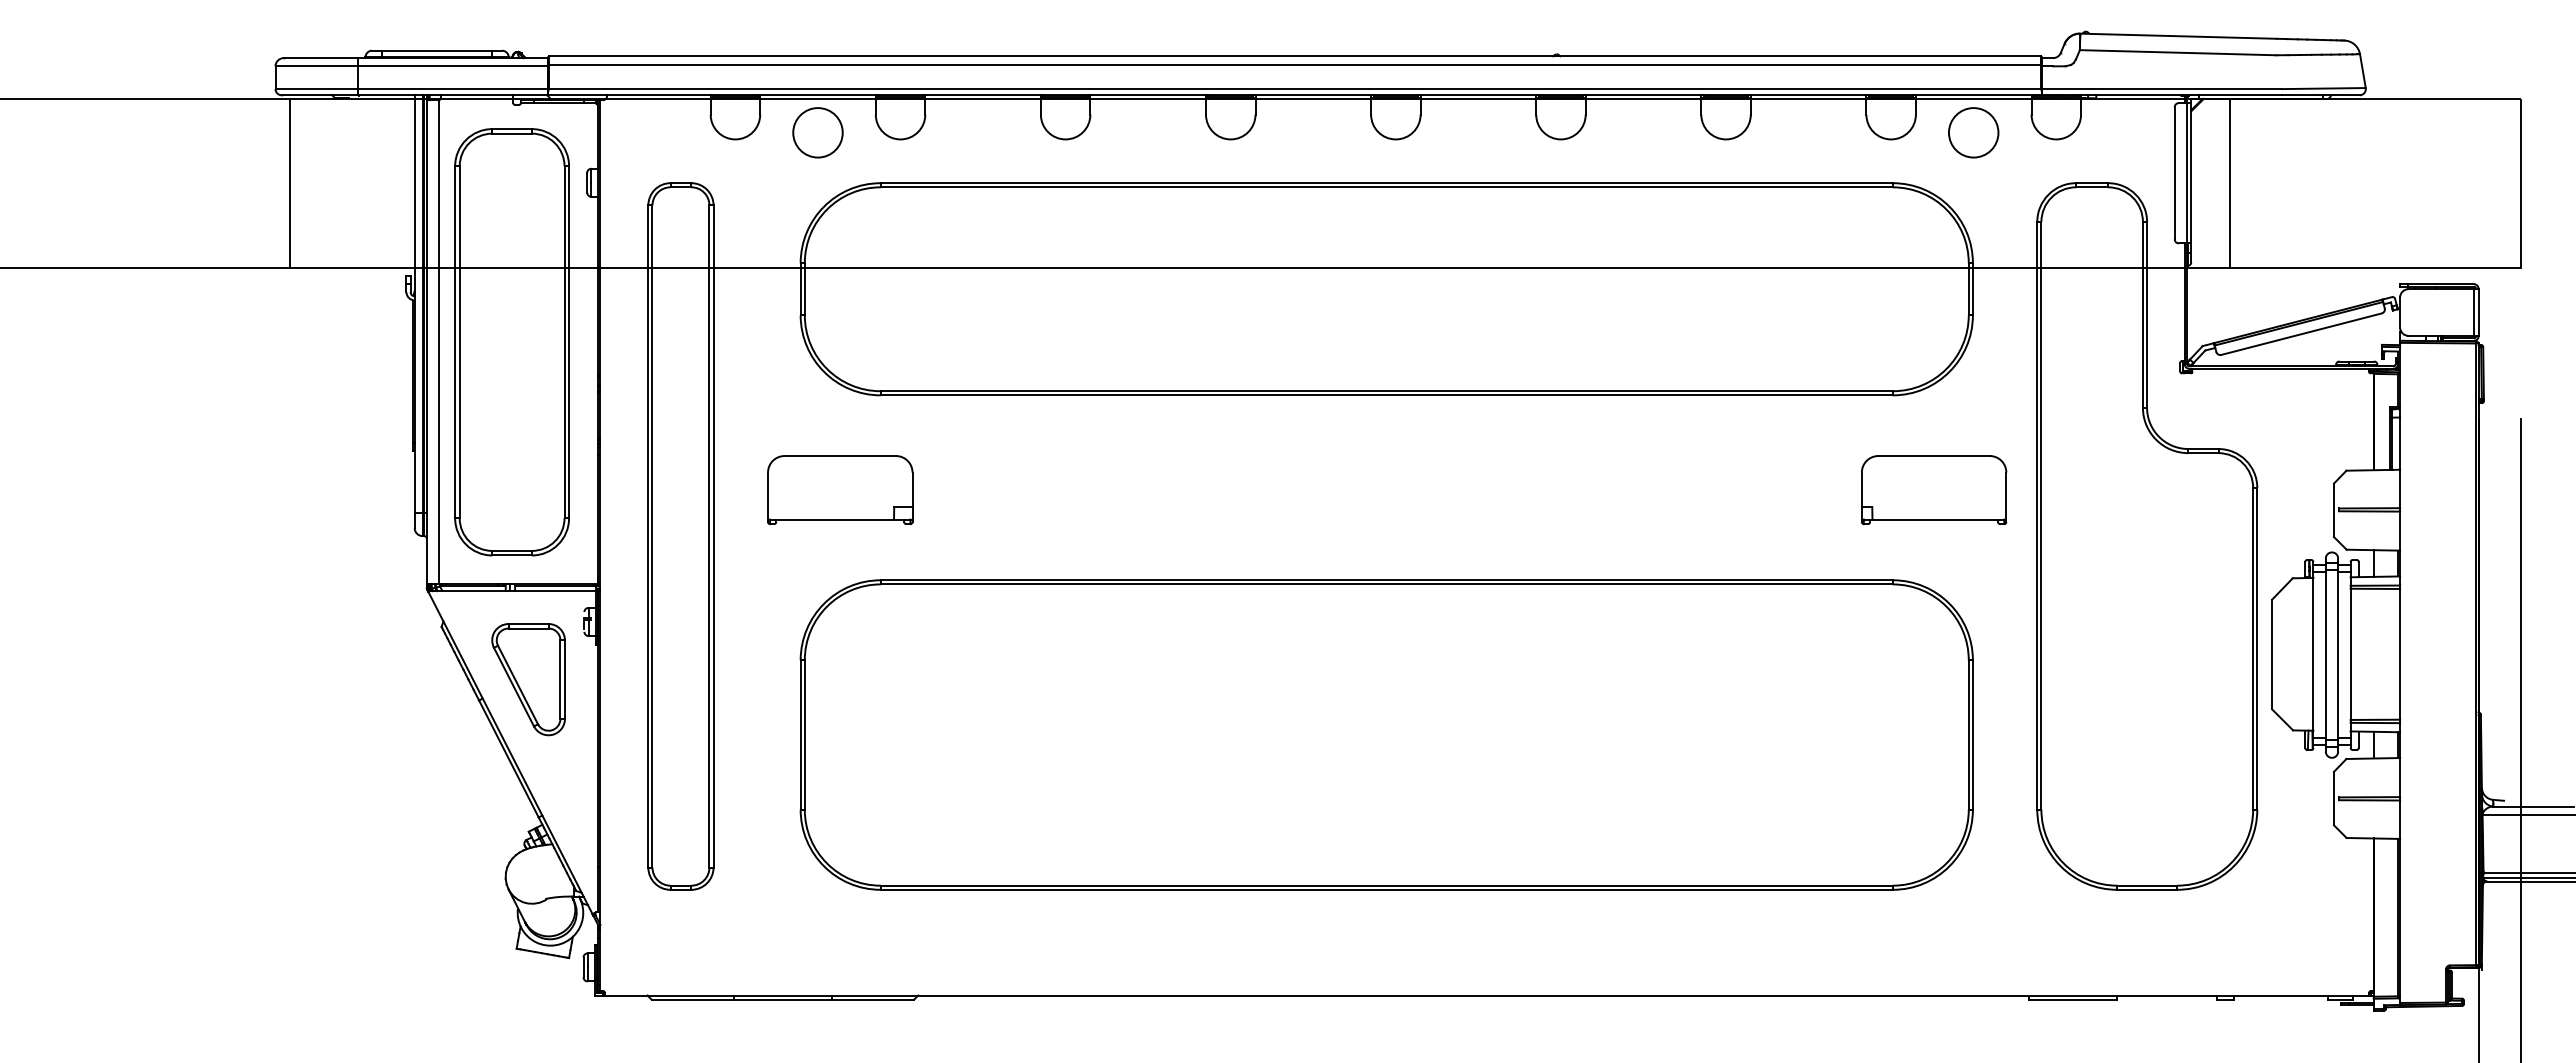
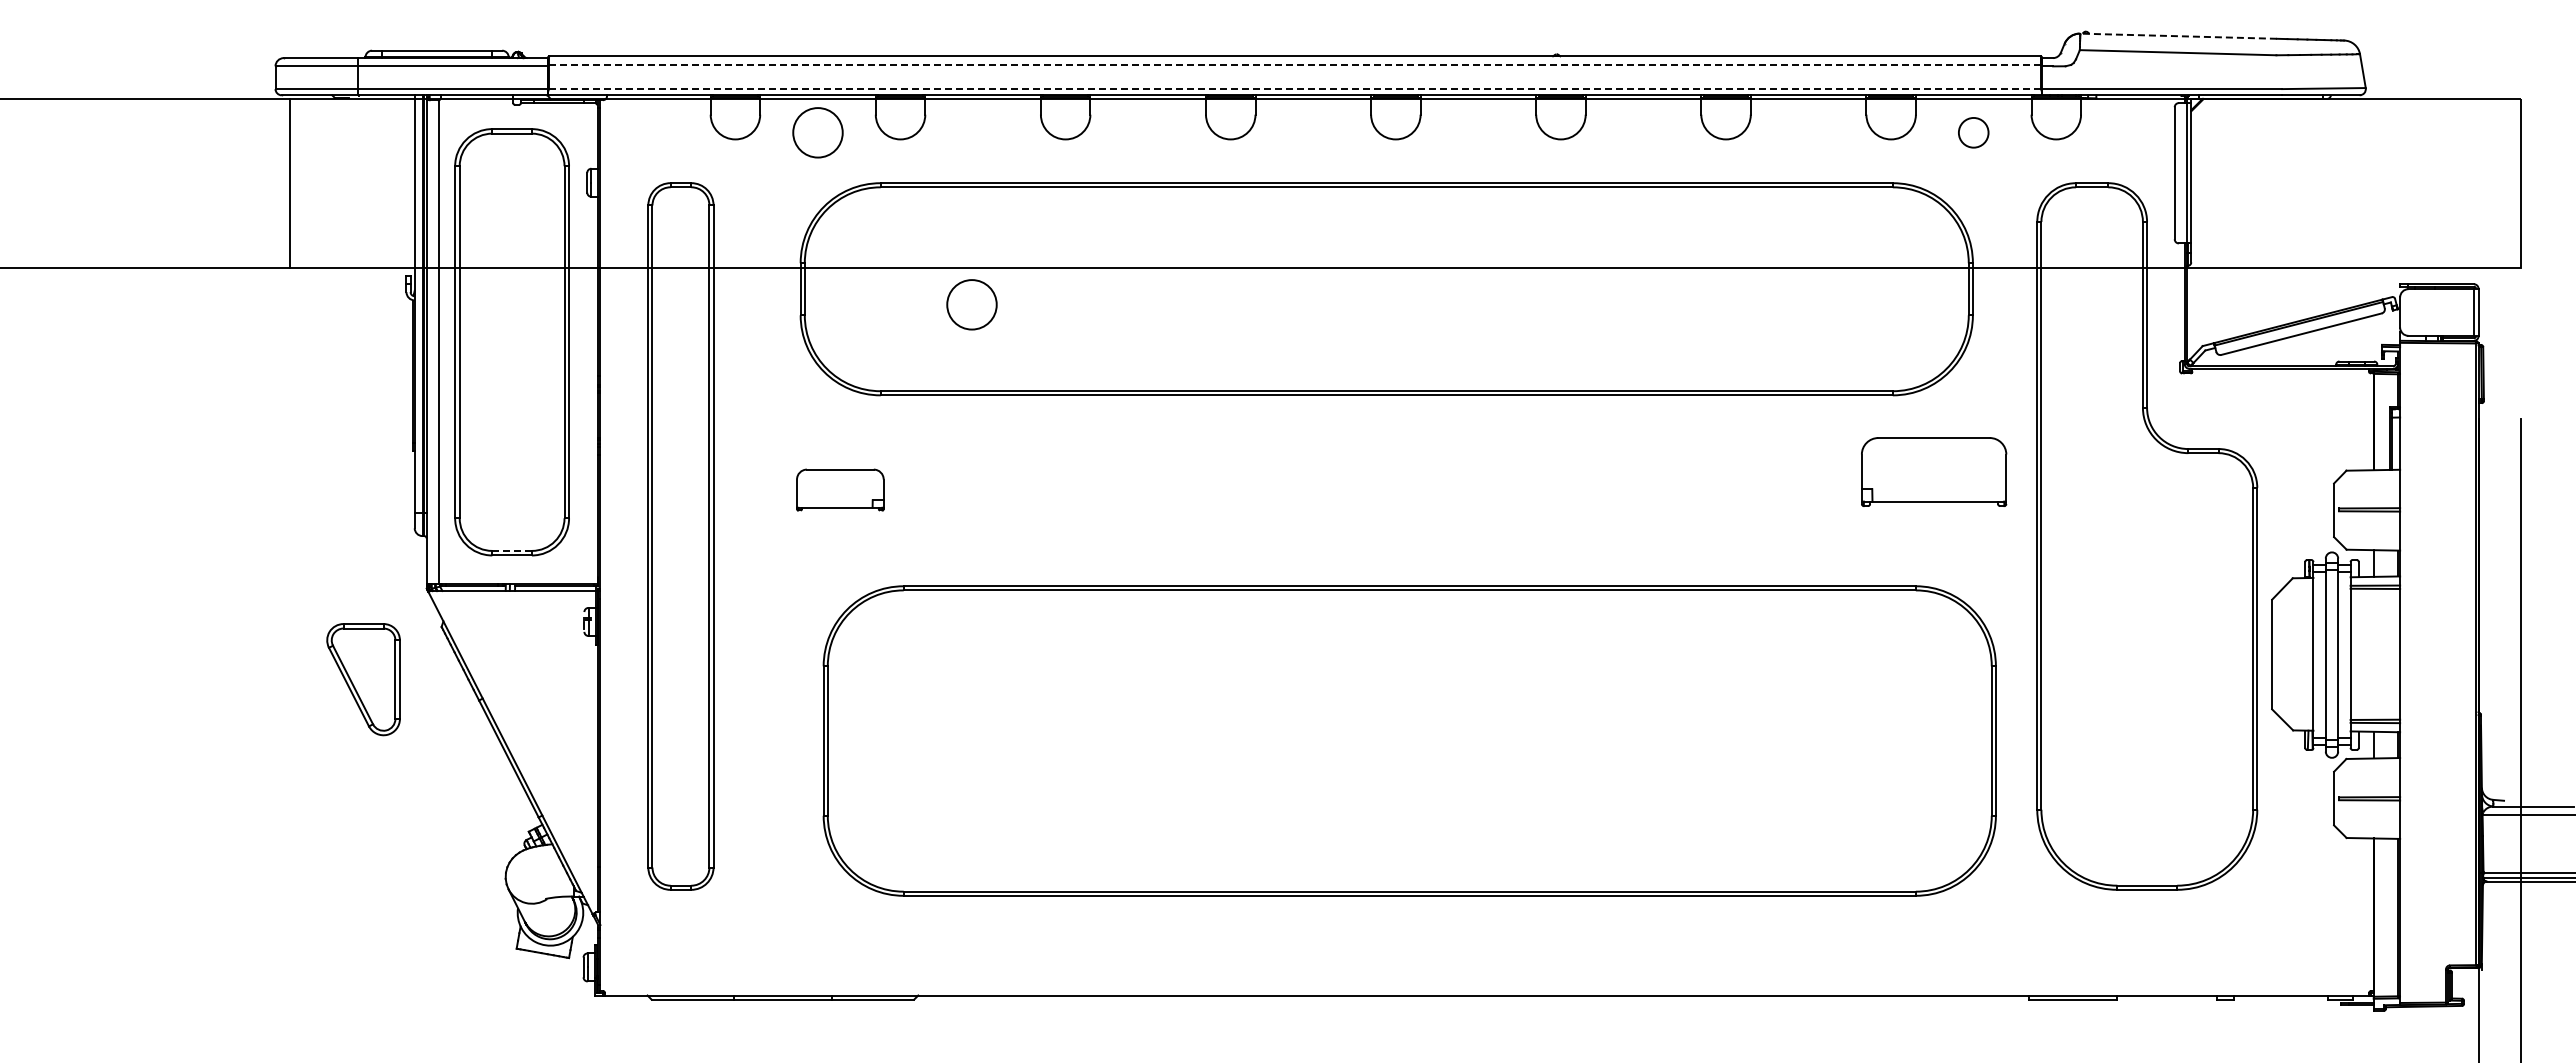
line: solid -> dashed (2178, 36)
line: solid -> dashed (1295, 64)
line: solid -> dashed (1295, 89)
circle diameter: 49 px -> 30 px (1973, 132)
line: present -> none (2229, 183)
circle: none -> present (971, 304)
part size: 147x70 px -> 89x44 px (840, 489)
part position: (1934, 489) -> (1934, 471) (1934, 471)
line: solid -> dashed (512, 550)
part position: (528, 679) -> (363, 679) (363, 679)
part position: (1386, 734) -> (1409, 740) (1409, 740)
